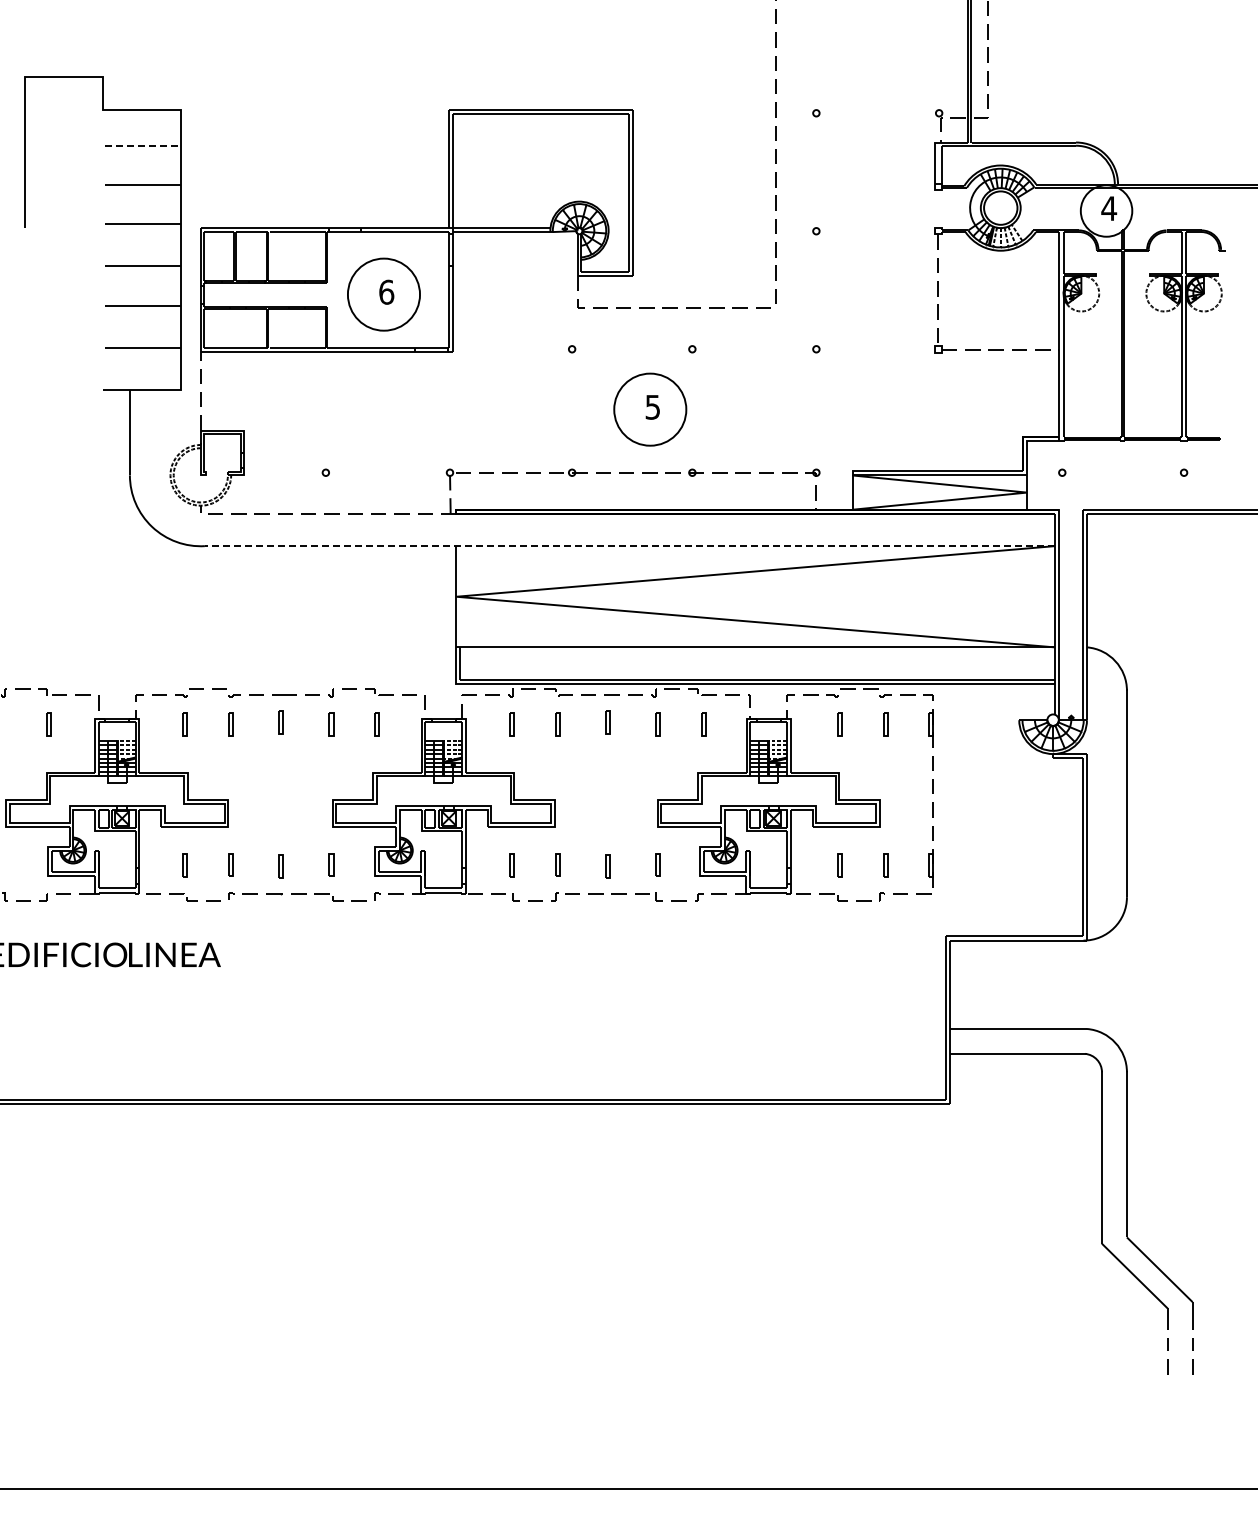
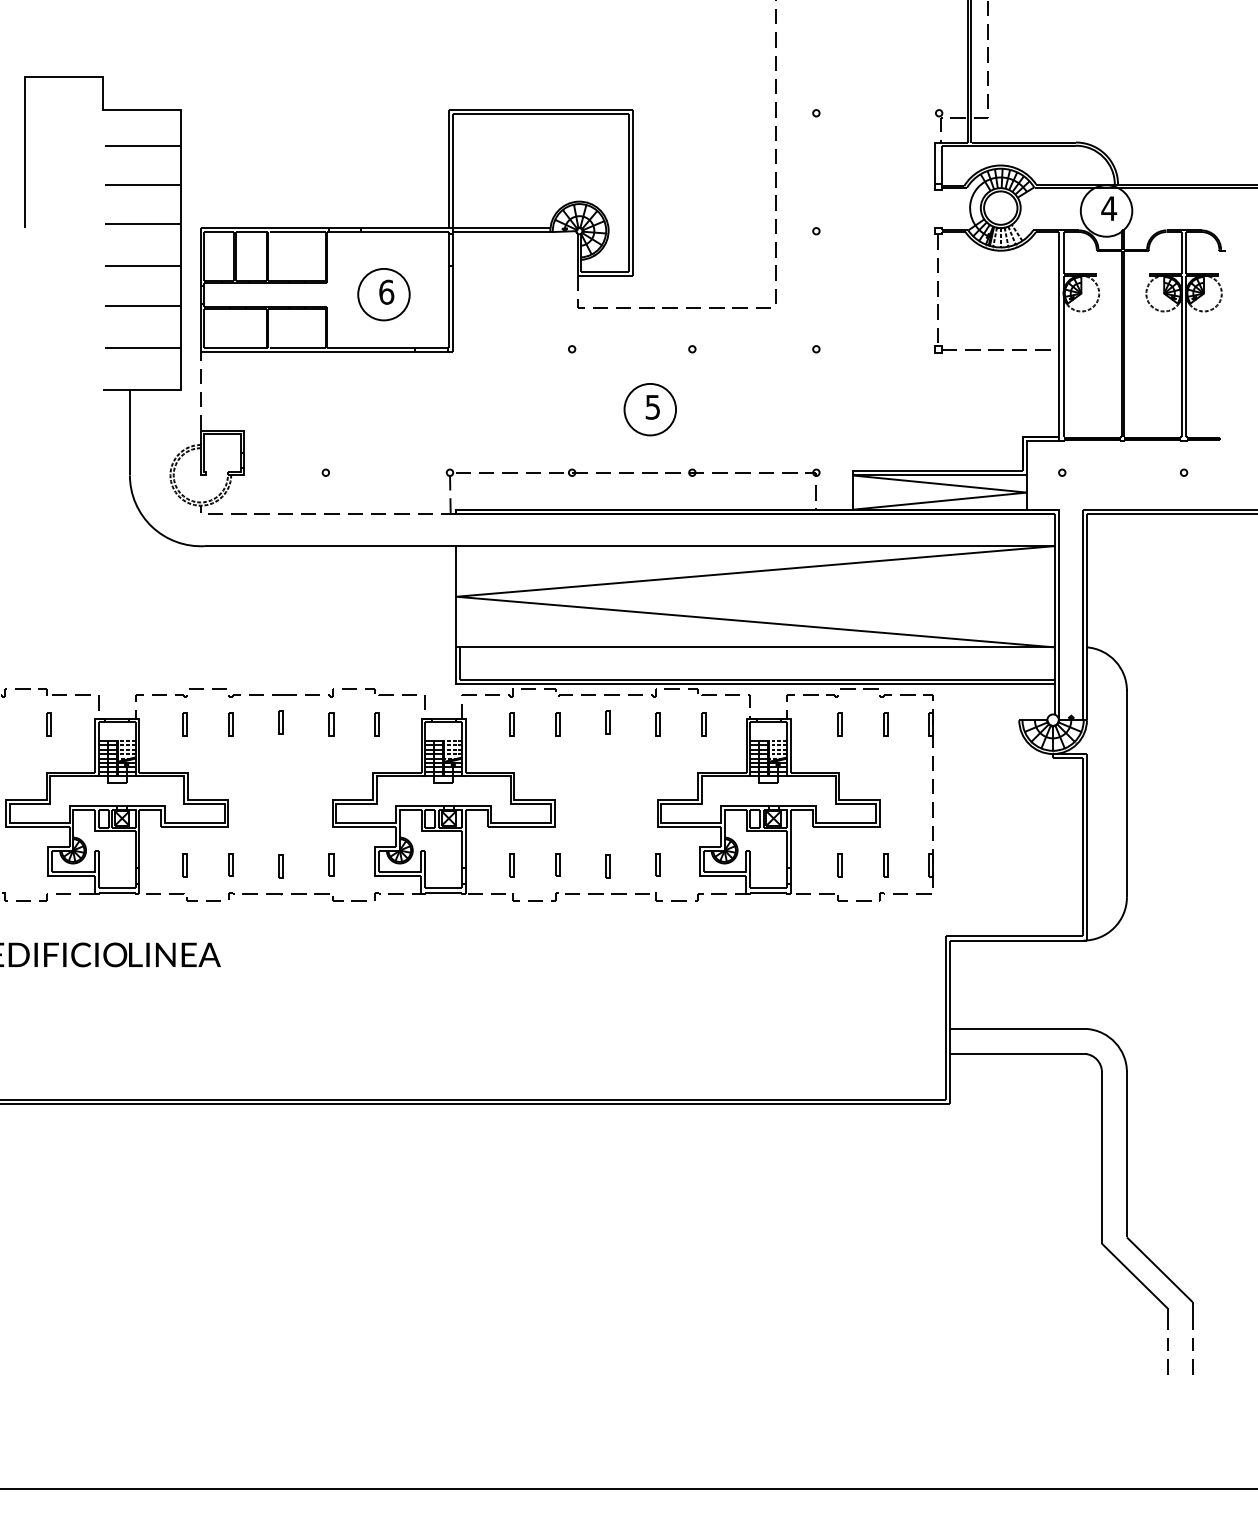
line: dashed -> solid (142, 146)
circle diameter: 72 px -> 51 px (383, 294)
circle diameter: 72 px -> 51 px (650, 409)
line: dashed -> solid (629, 546)
